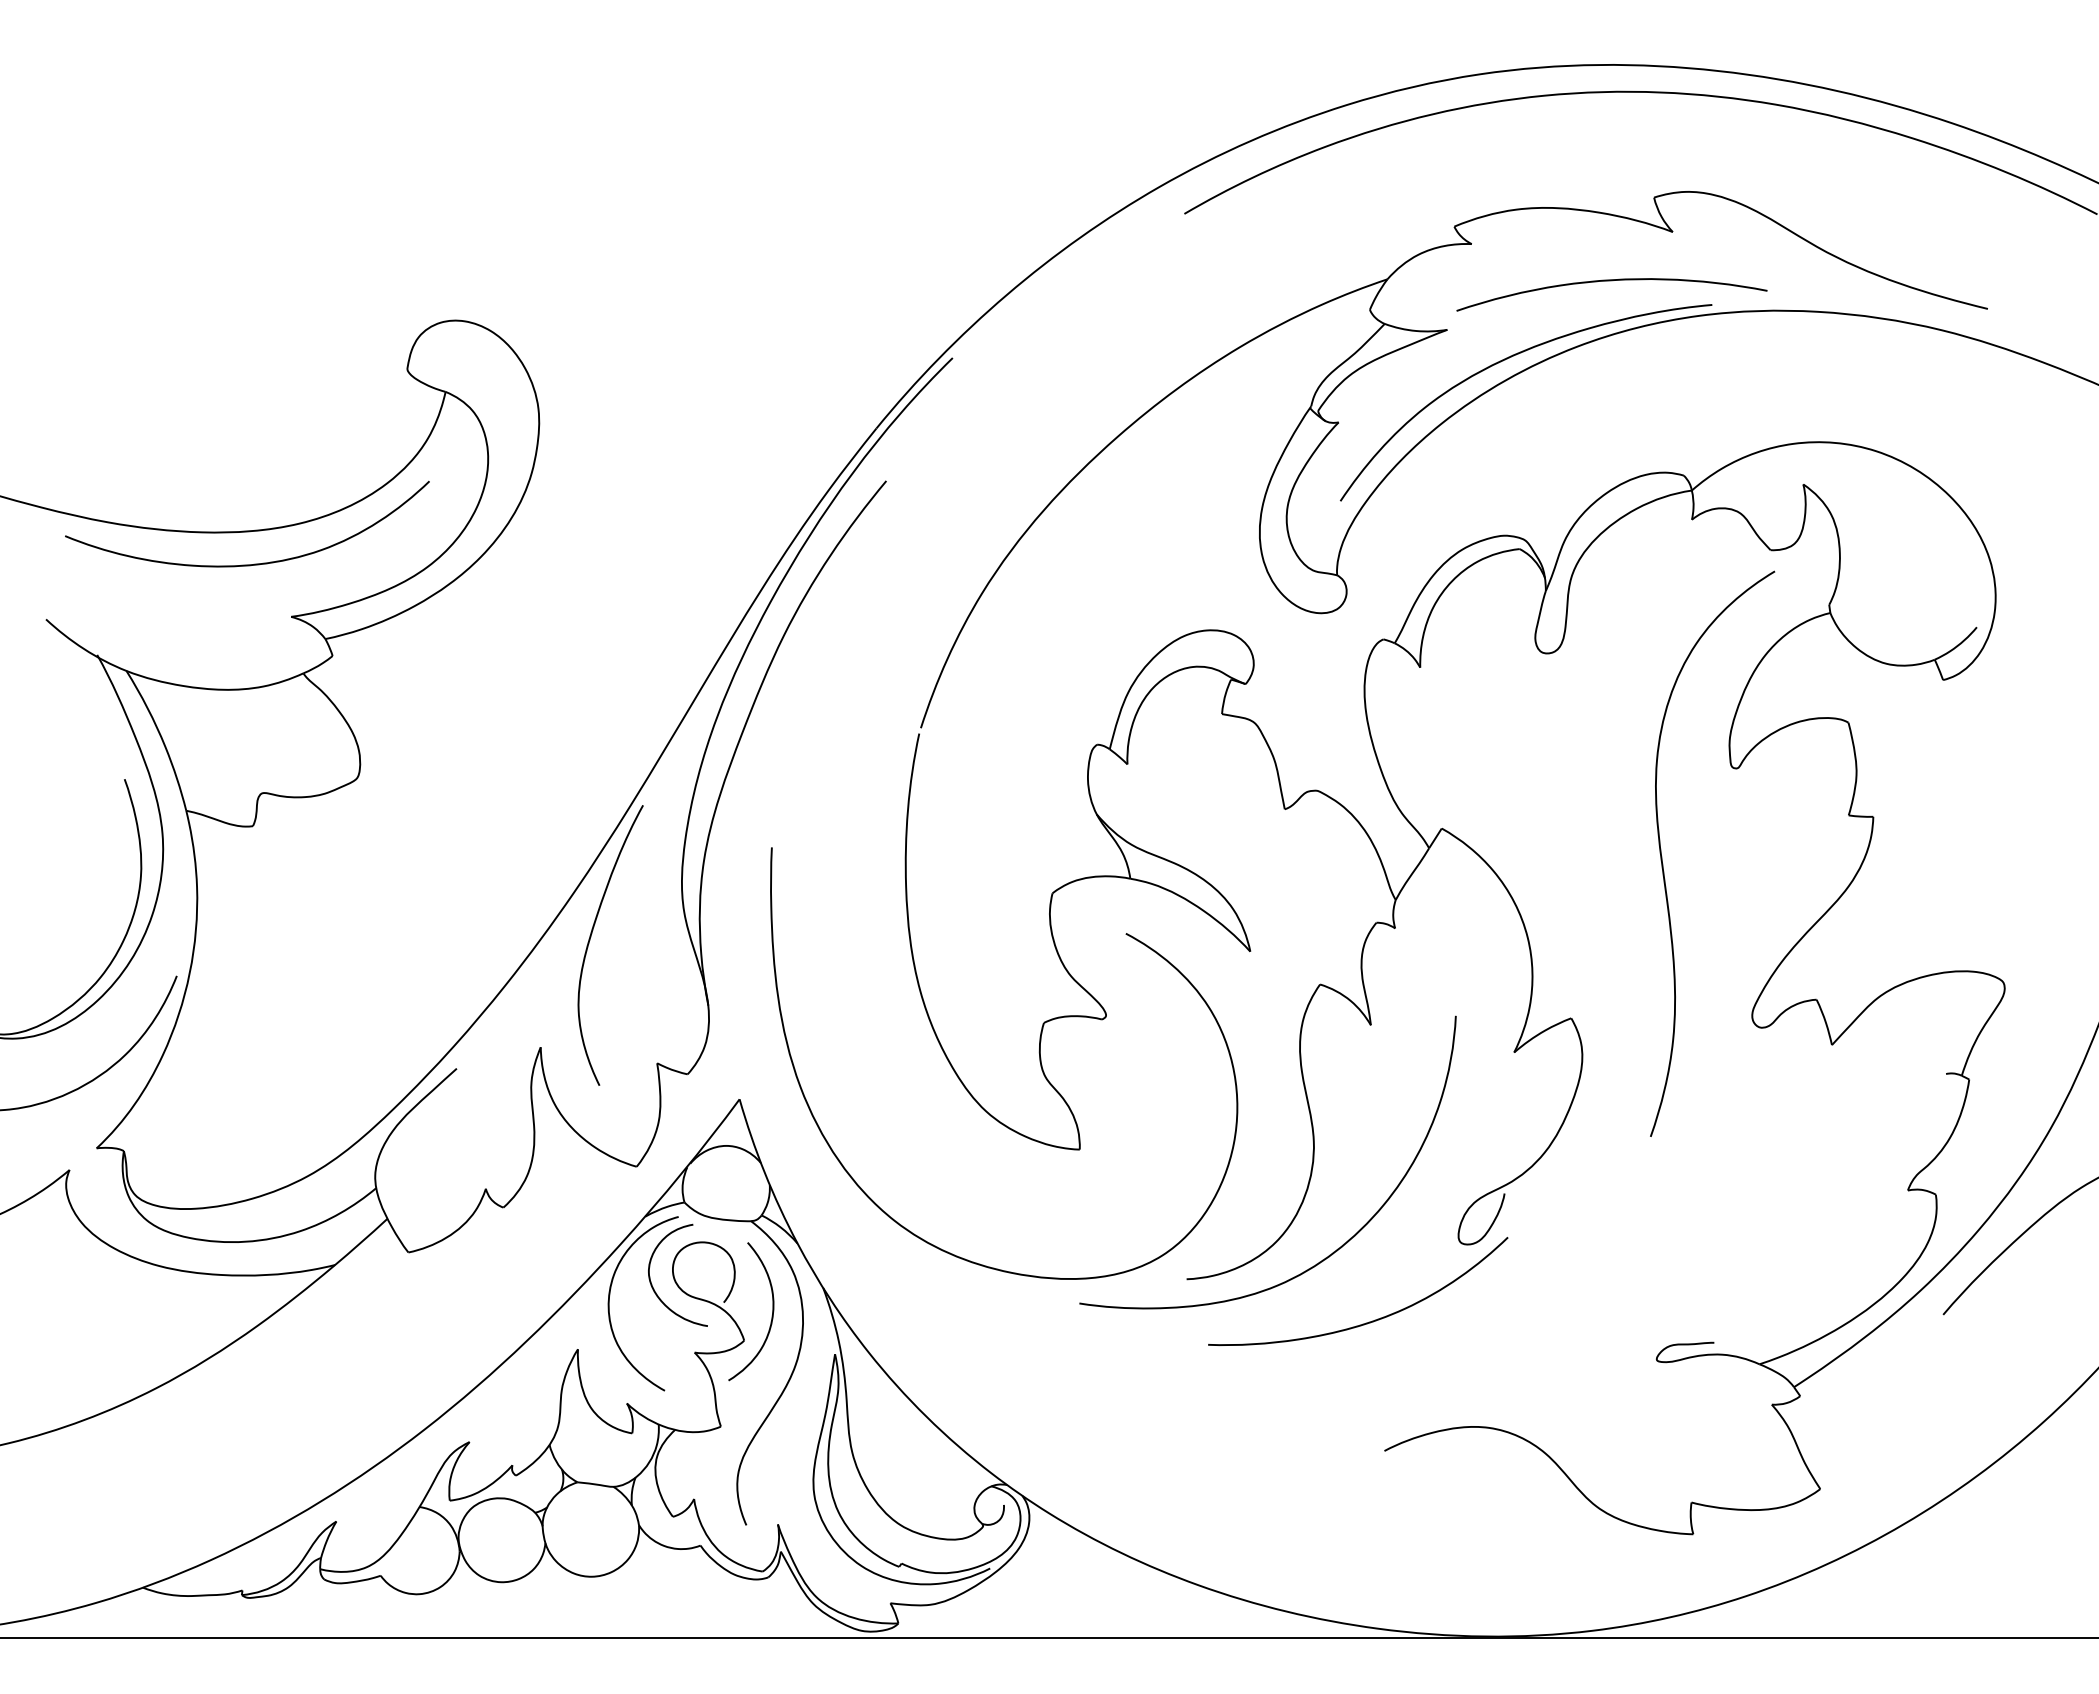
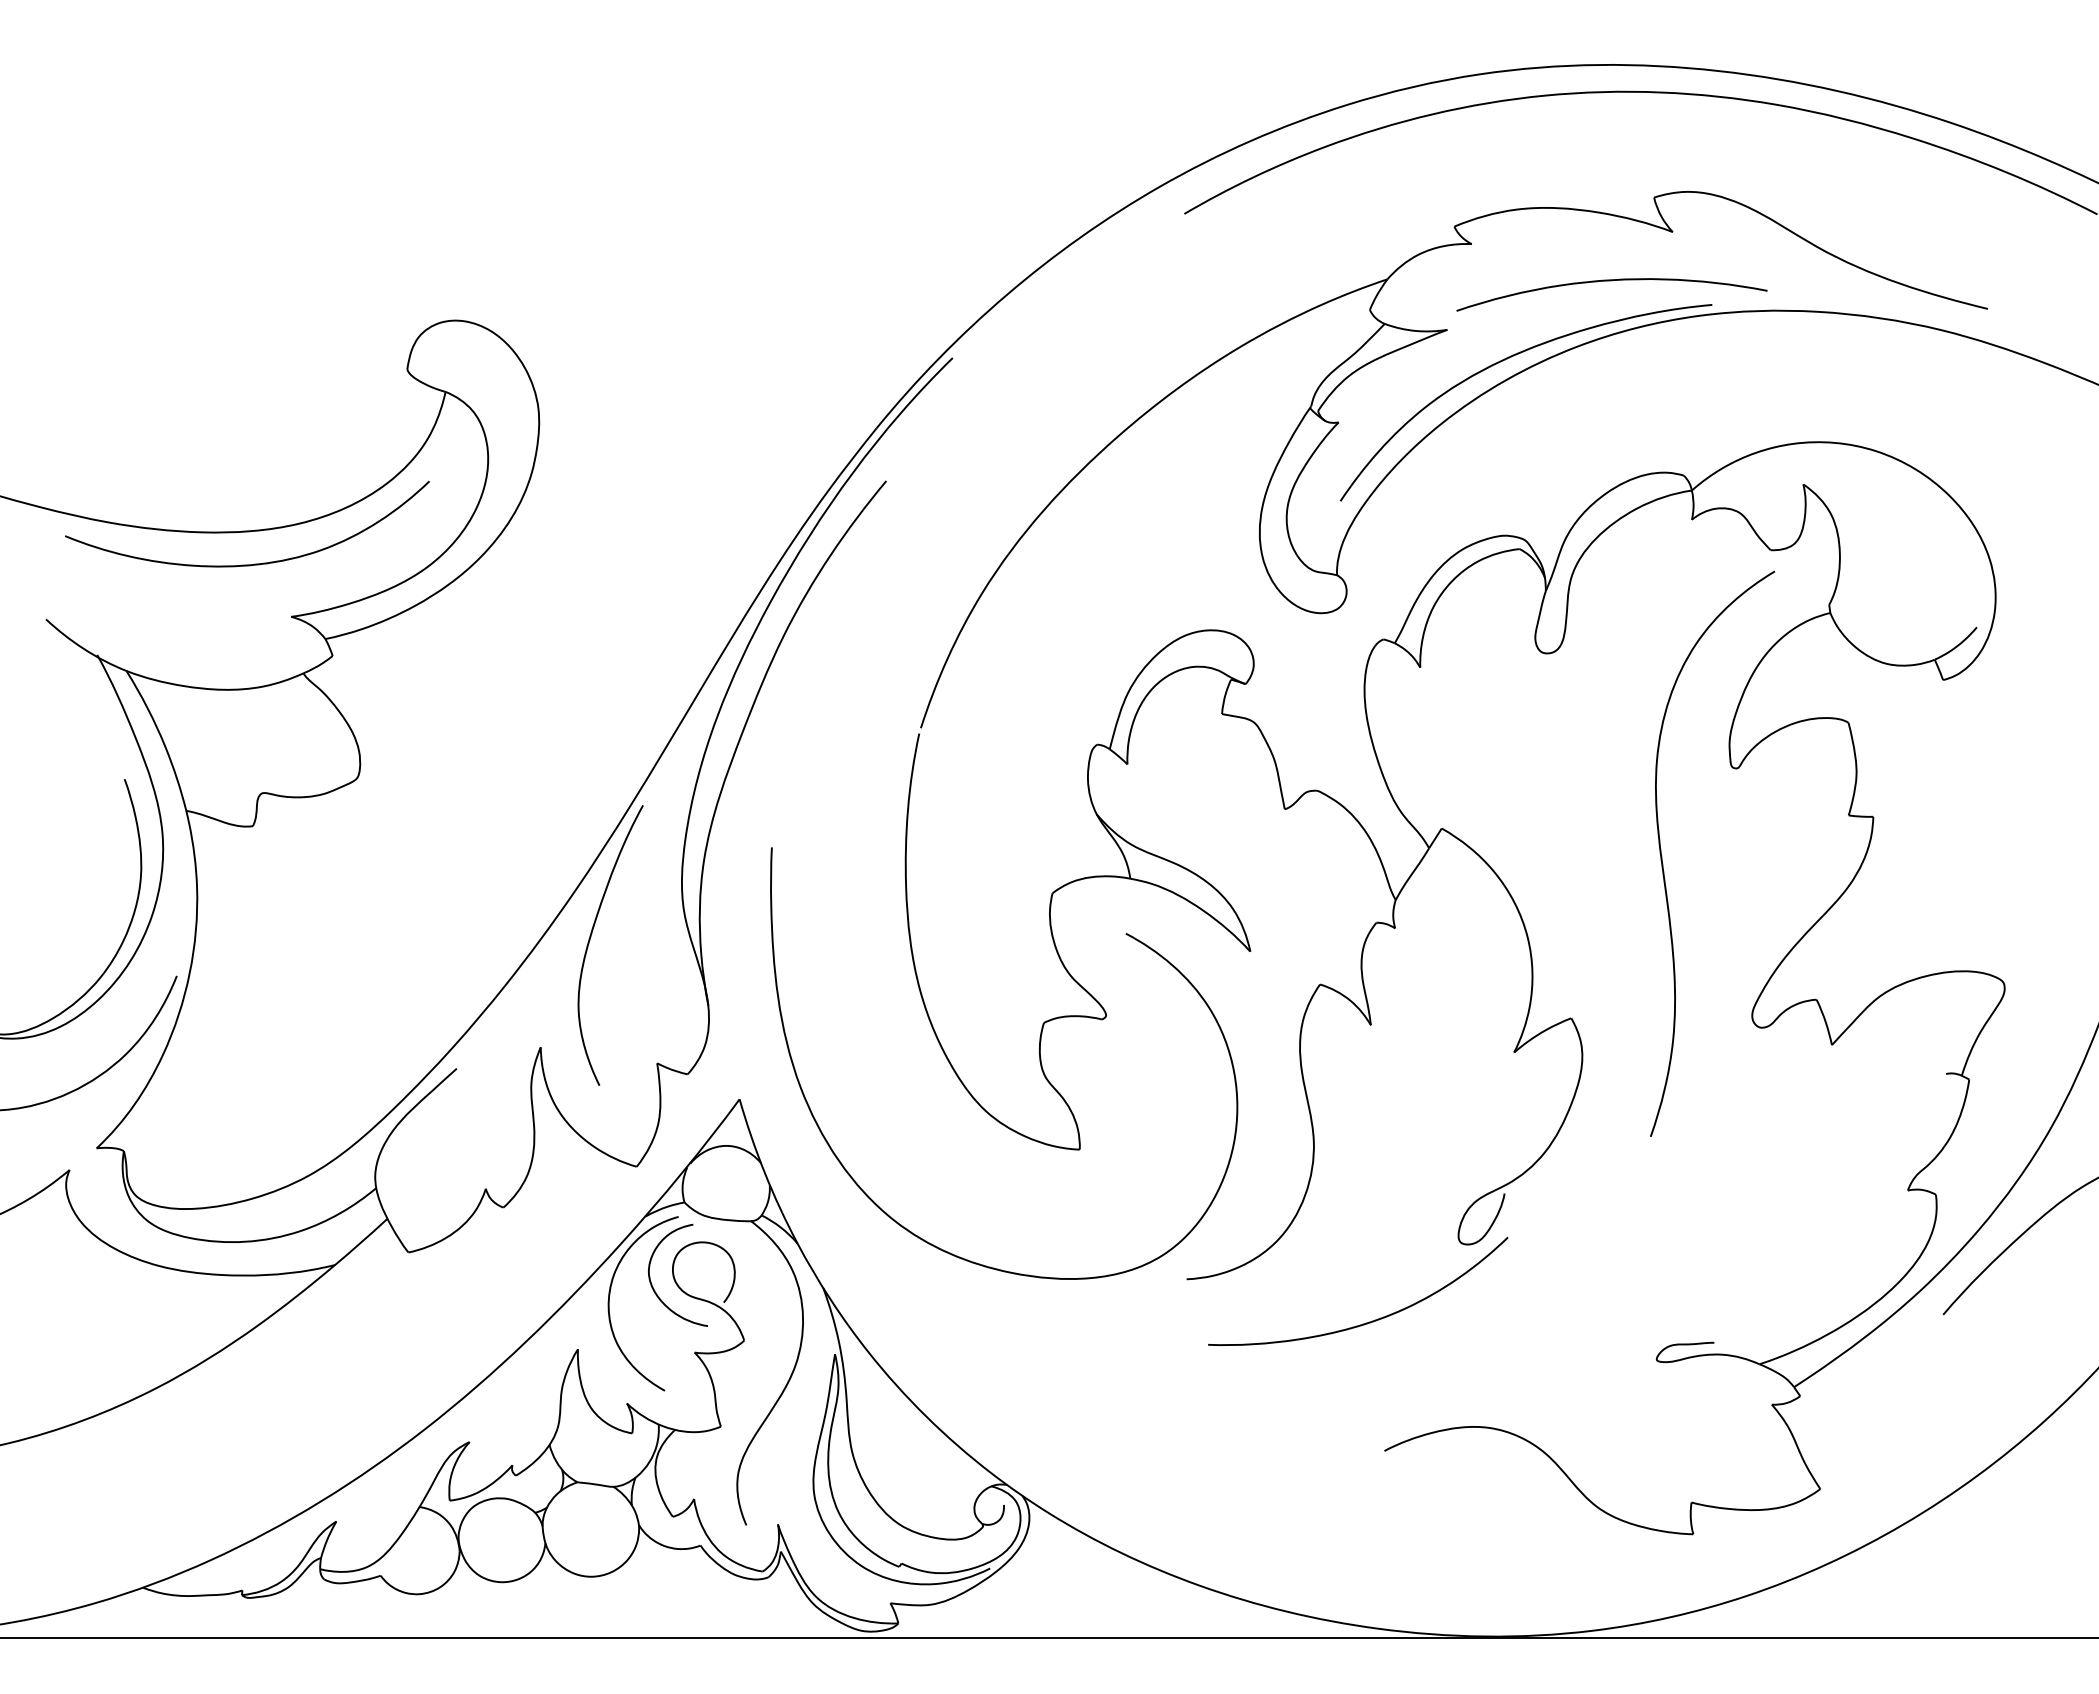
curve: present -> none (1333, 1251)
curve: present -> none (771, 1315)
